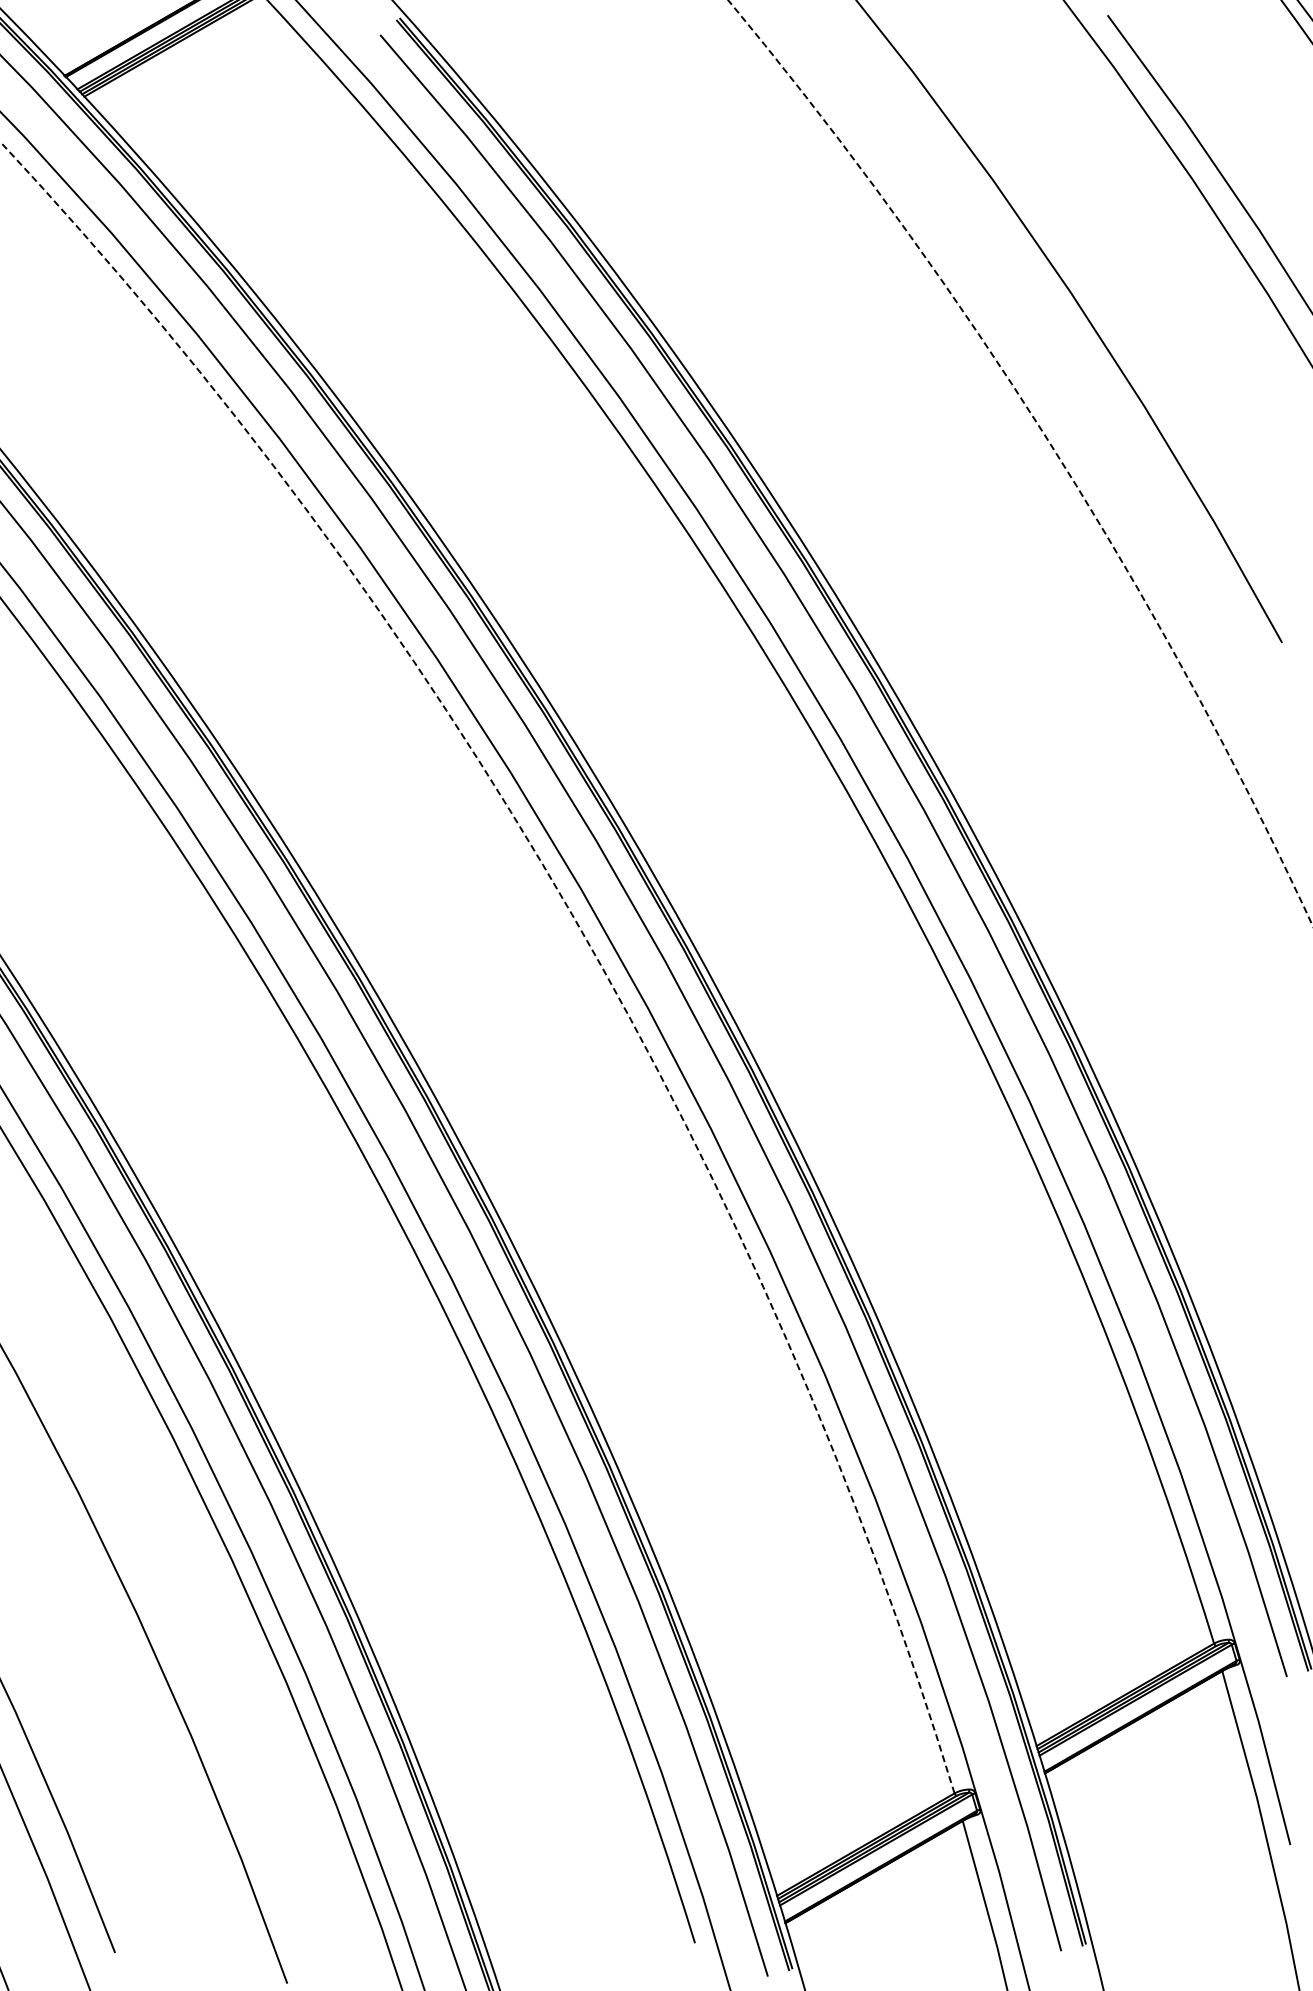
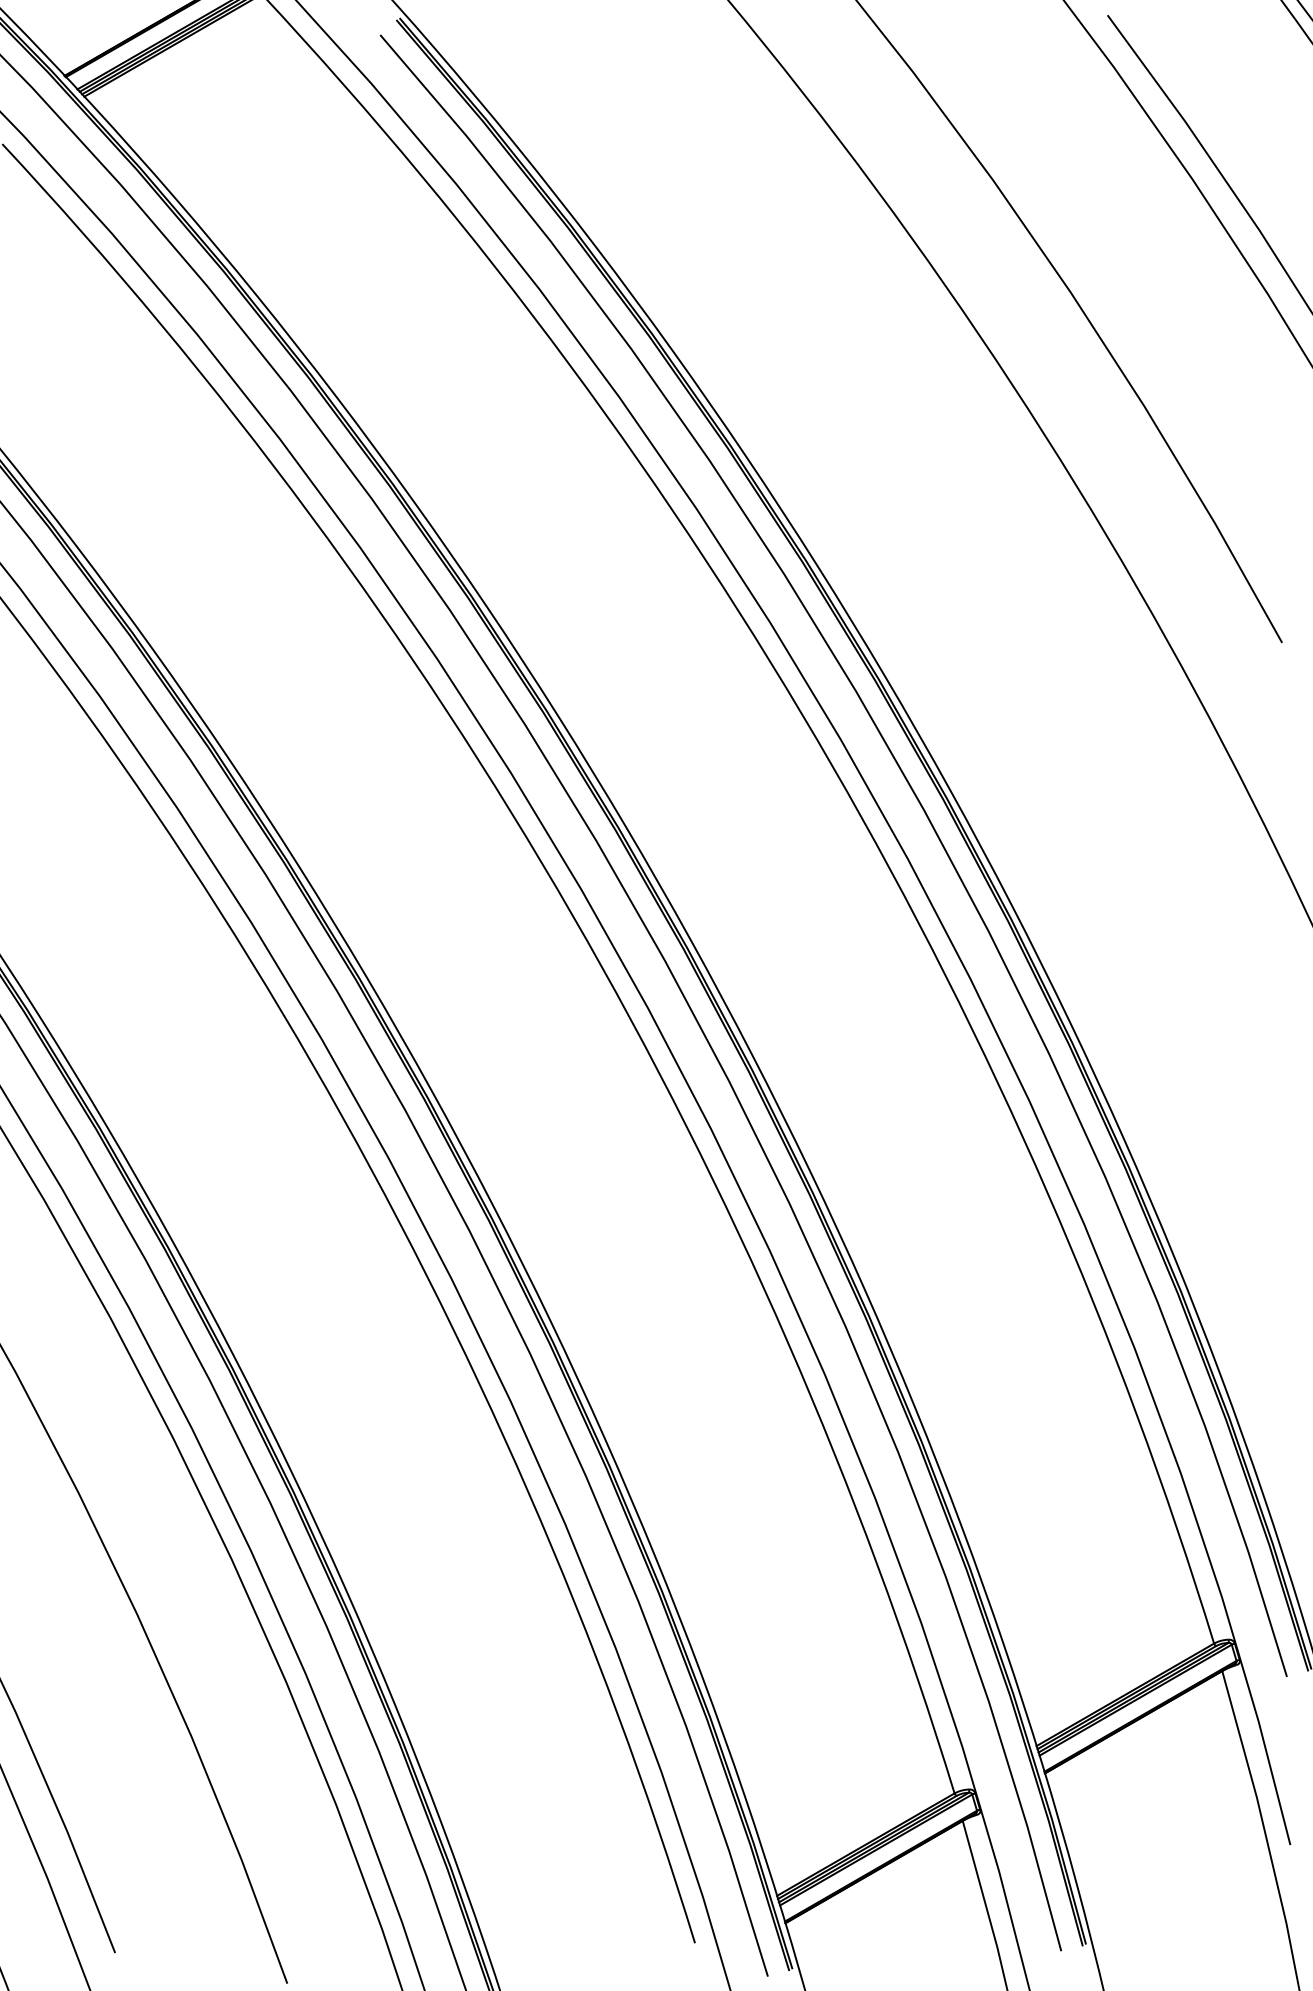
arc: dashed -> solid (1049, 443)
arc: dashed -> solid (572, 914)
